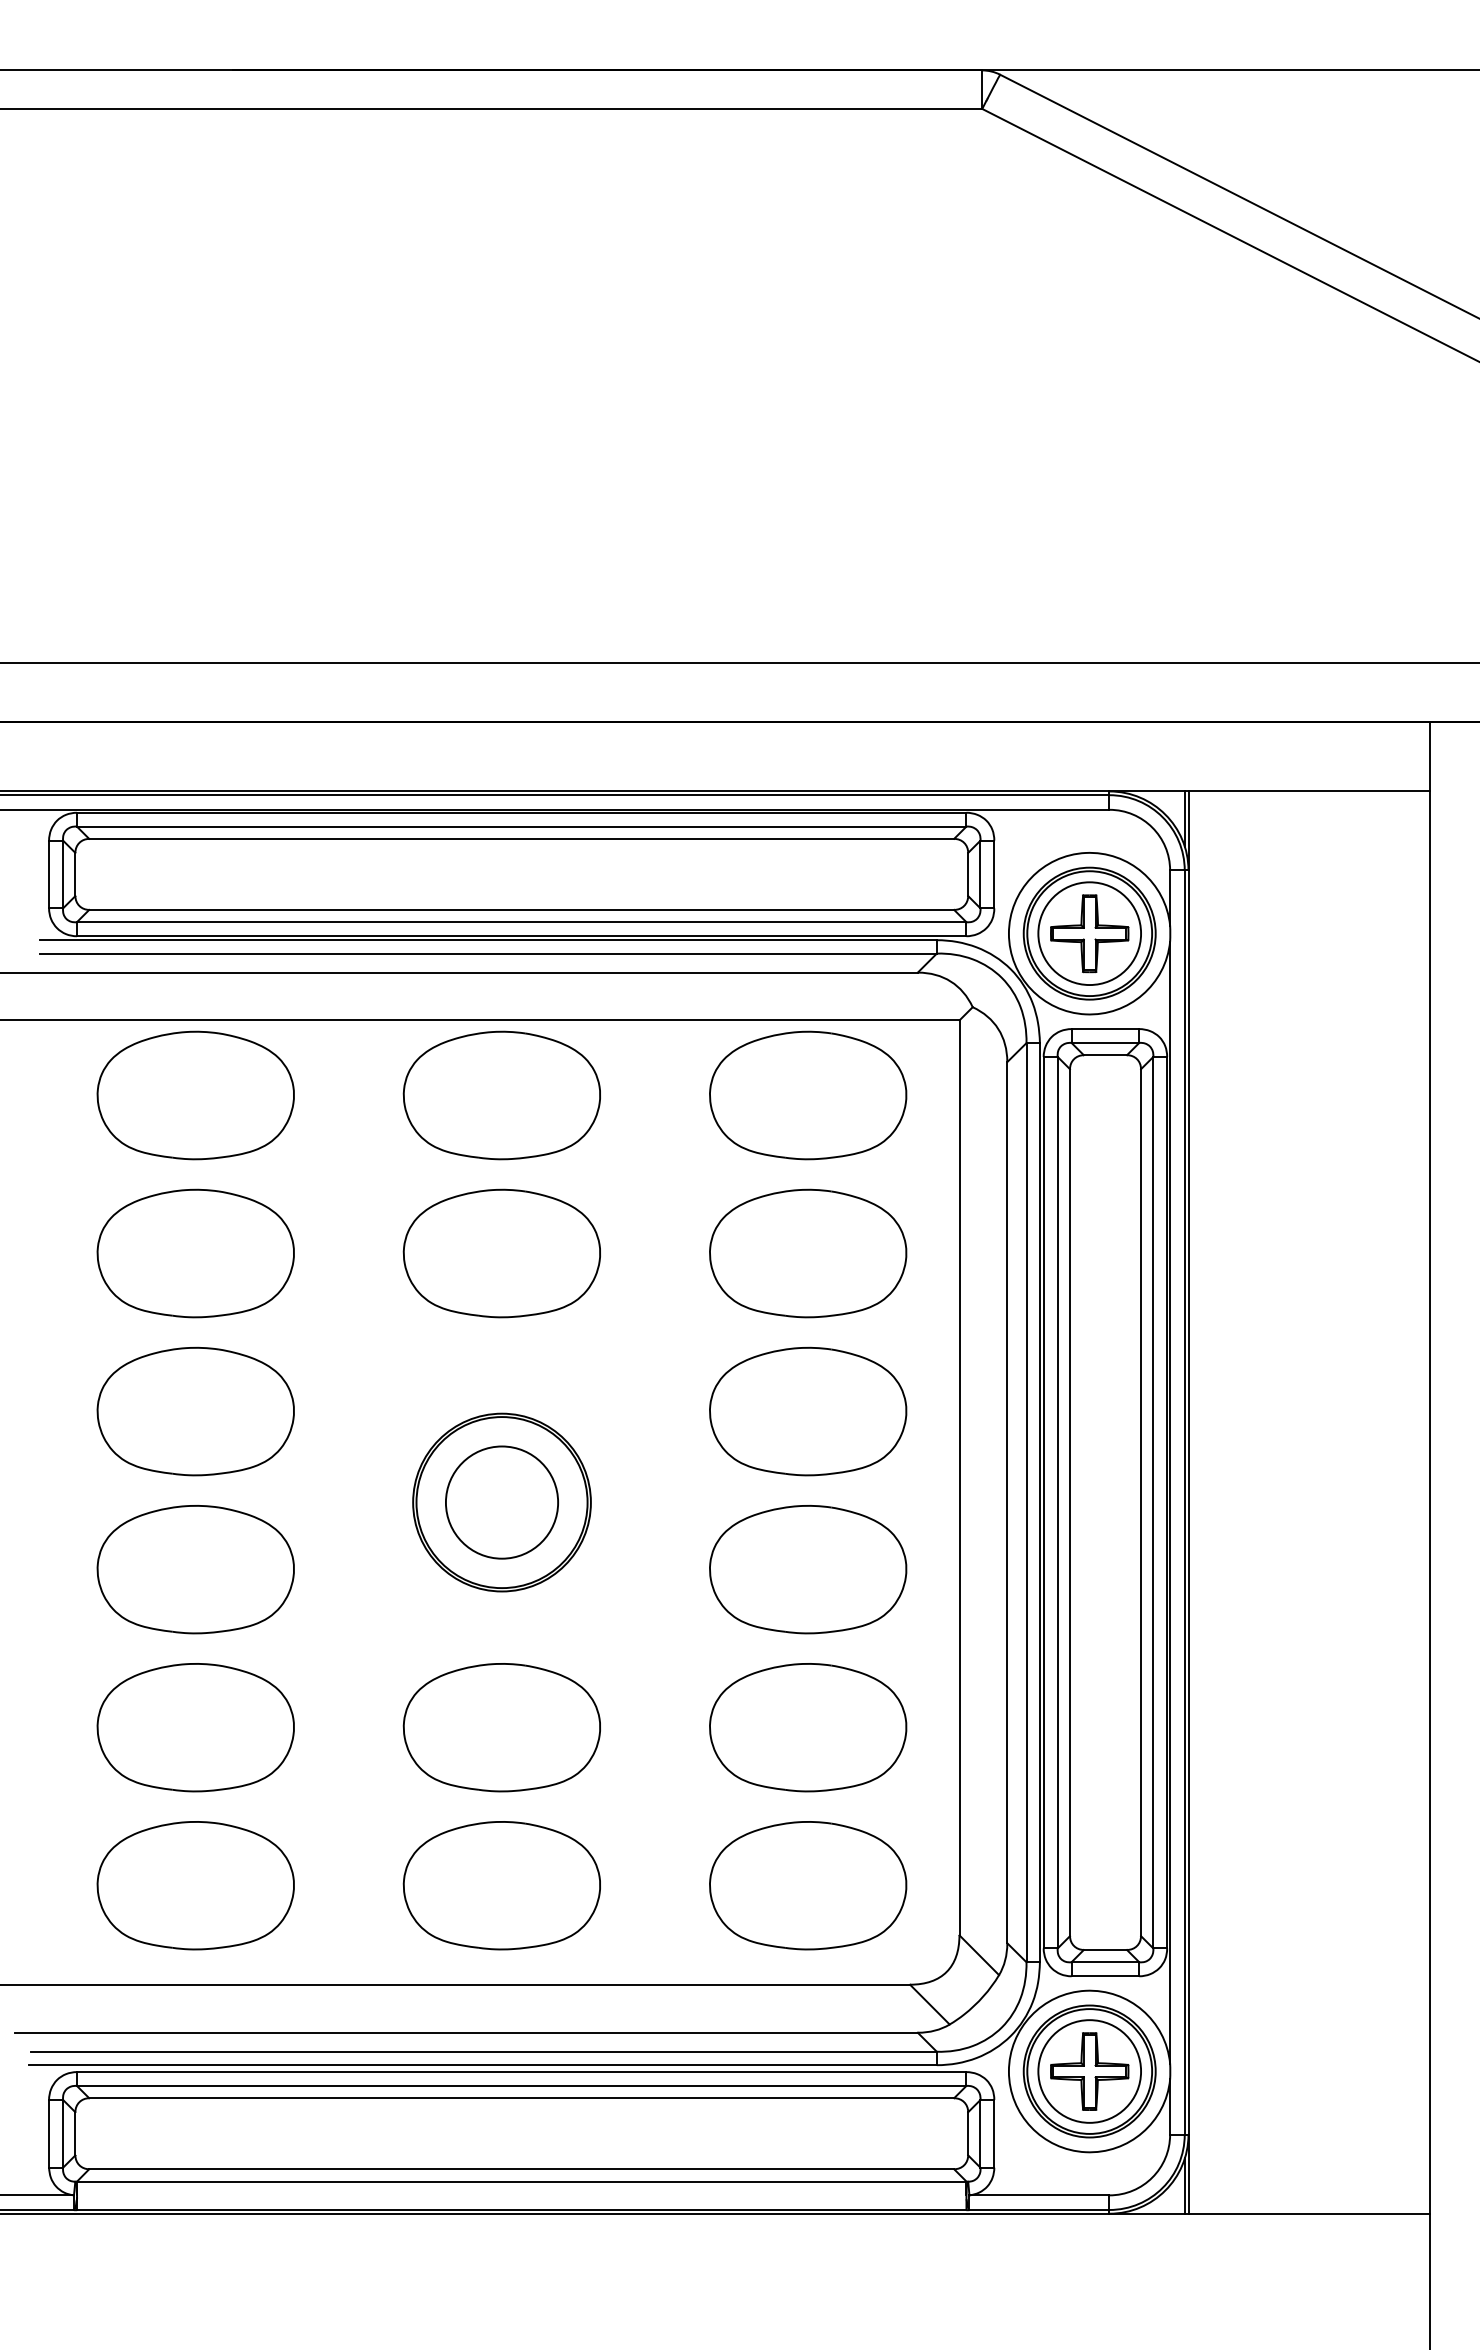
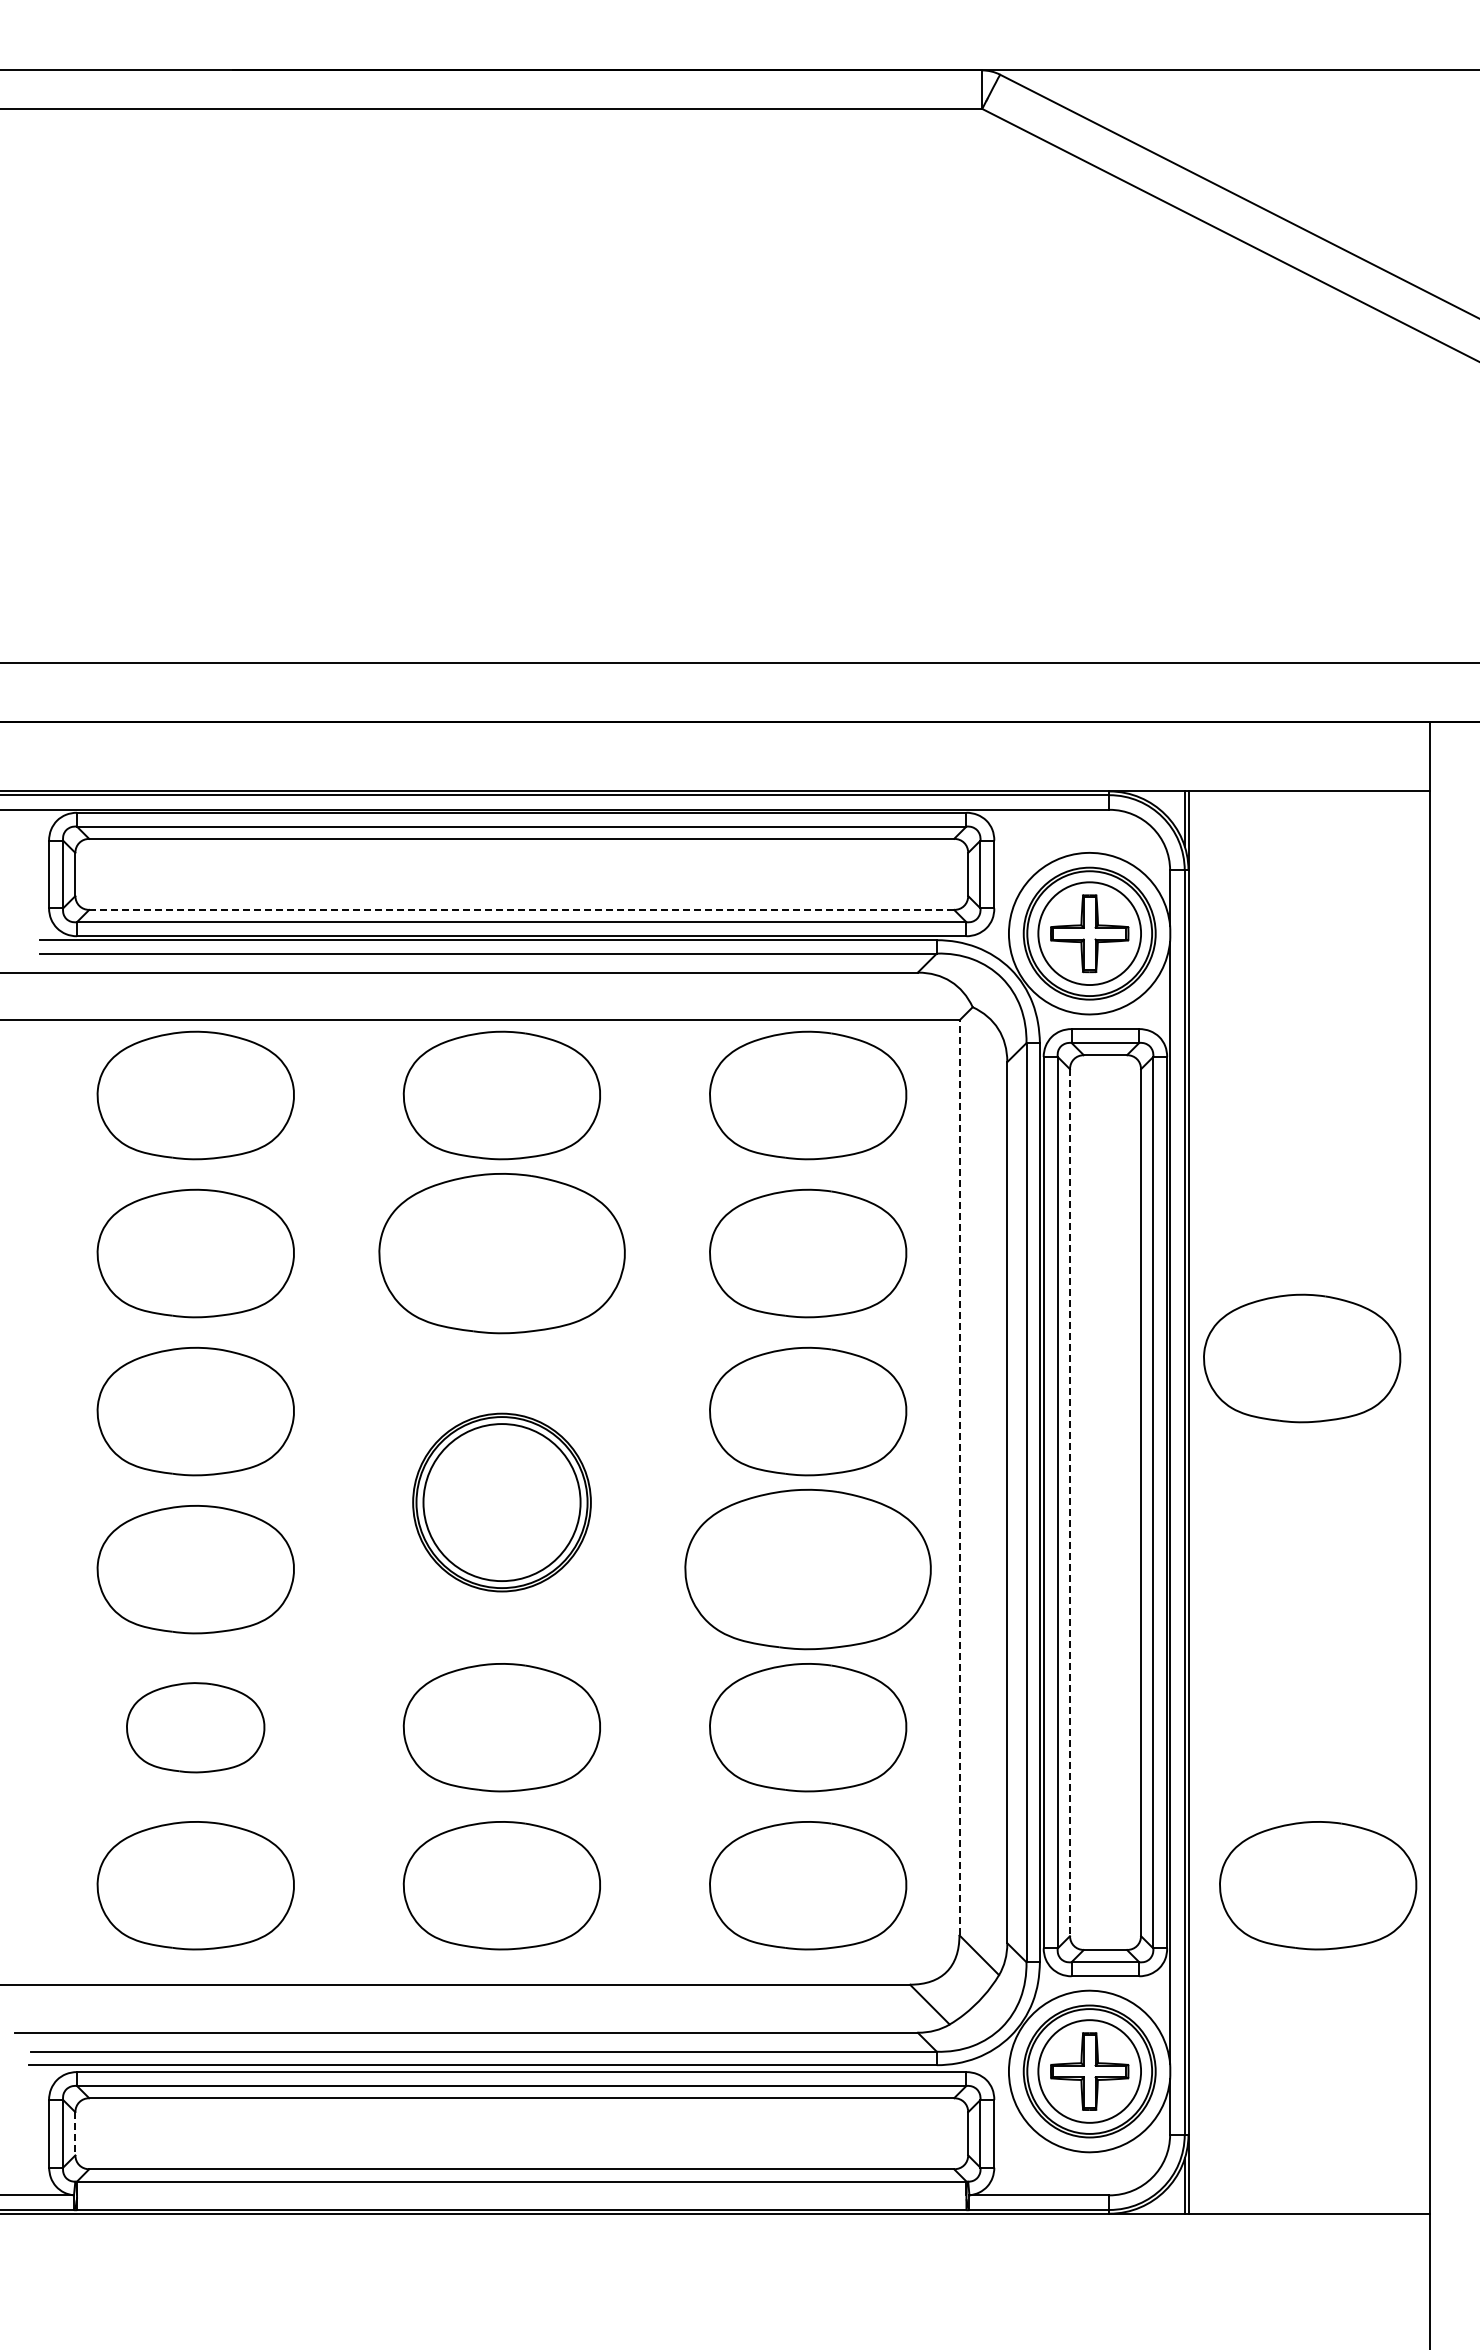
line: solid -> dashed (521, 909)
part size: 199x131 px -> 248x162 px (501, 1253)
part: none -> present (1302, 1358)
line: solid -> dashed (959, 1477)
circle diameter: 112 px -> 157 px (501, 1502)
line: solid -> dashed (1069, 1502)
part size: 199x130 px -> 248x163 px (807, 1569)
part size: 199x130 px -> 140x92 px (195, 1727)
part: none -> present (1318, 1885)
line: solid -> dashed (75, 2133)
